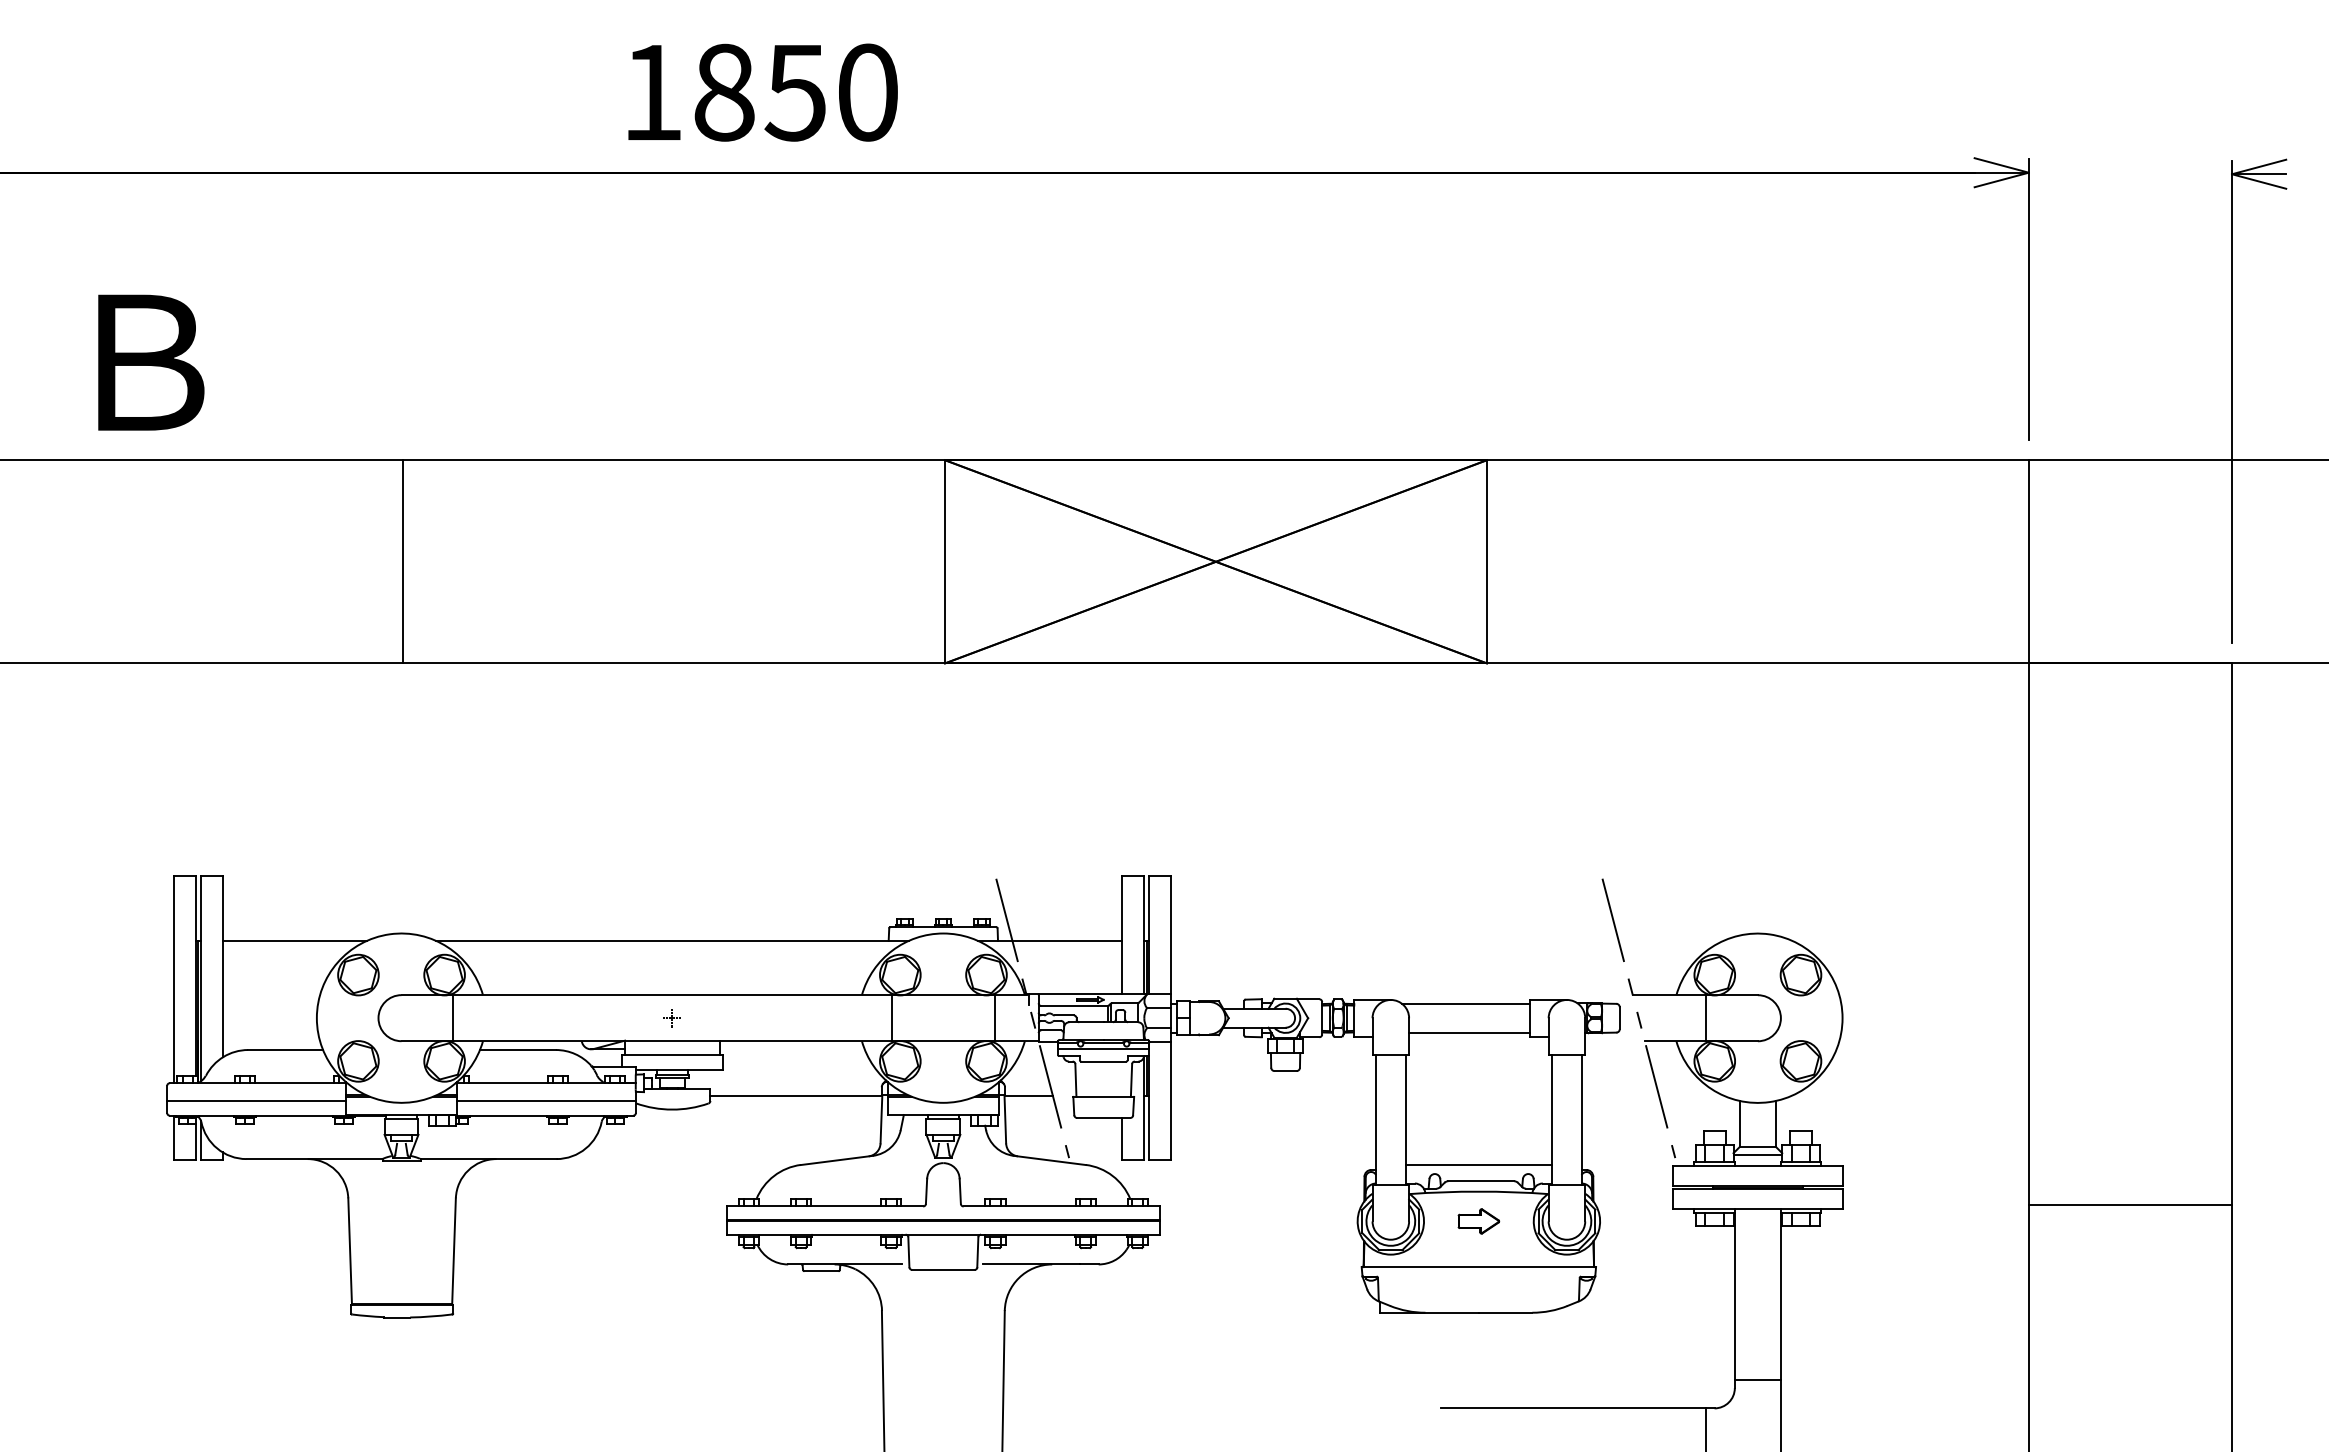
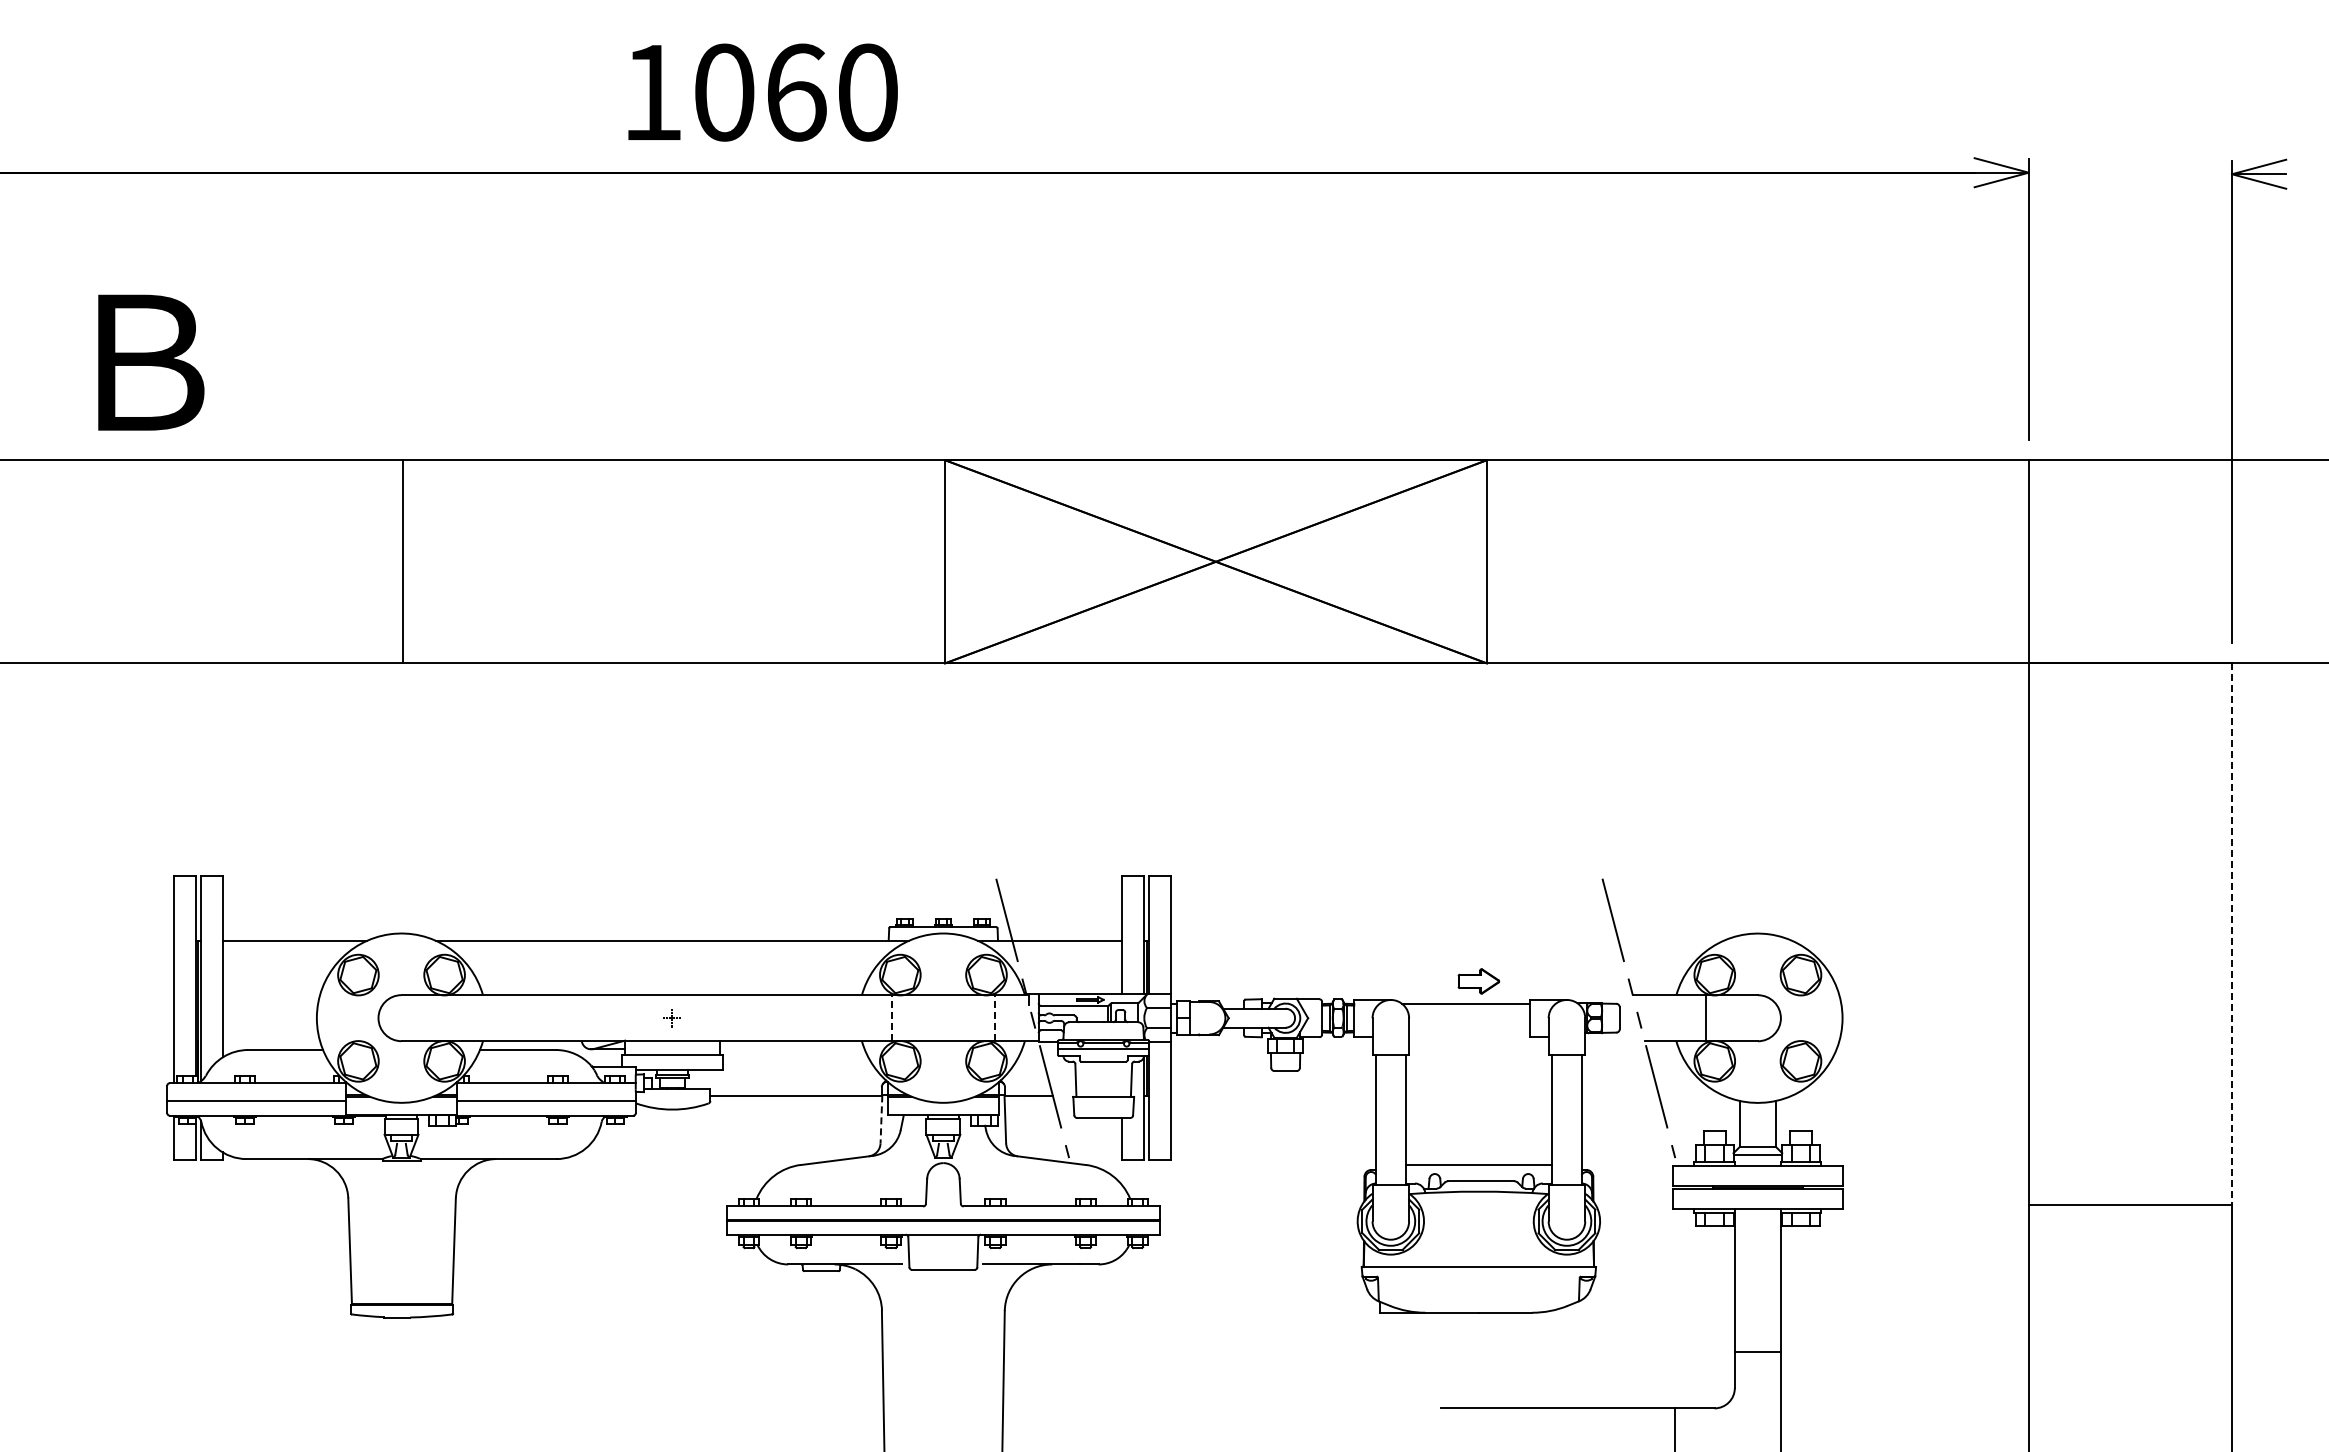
text: 1850 -> 1060 (760, 92)
line: solid -> dashed (2232, 934)
line: solid -> dashed (891, 1017)
line: solid -> dashed (995, 1017)
line: present -> none (453, 1018)
line: present -> none (1469, 1032)
line: solid -> dashed (881, 1119)
part position: (1478, 1221) -> (1478, 981) (1478, 981)
line position: (1757, 1379) -> (1757, 1351) (1757, 1351)
line position: (1706, 1428) -> (1675, 1428) (1675, 1428)
